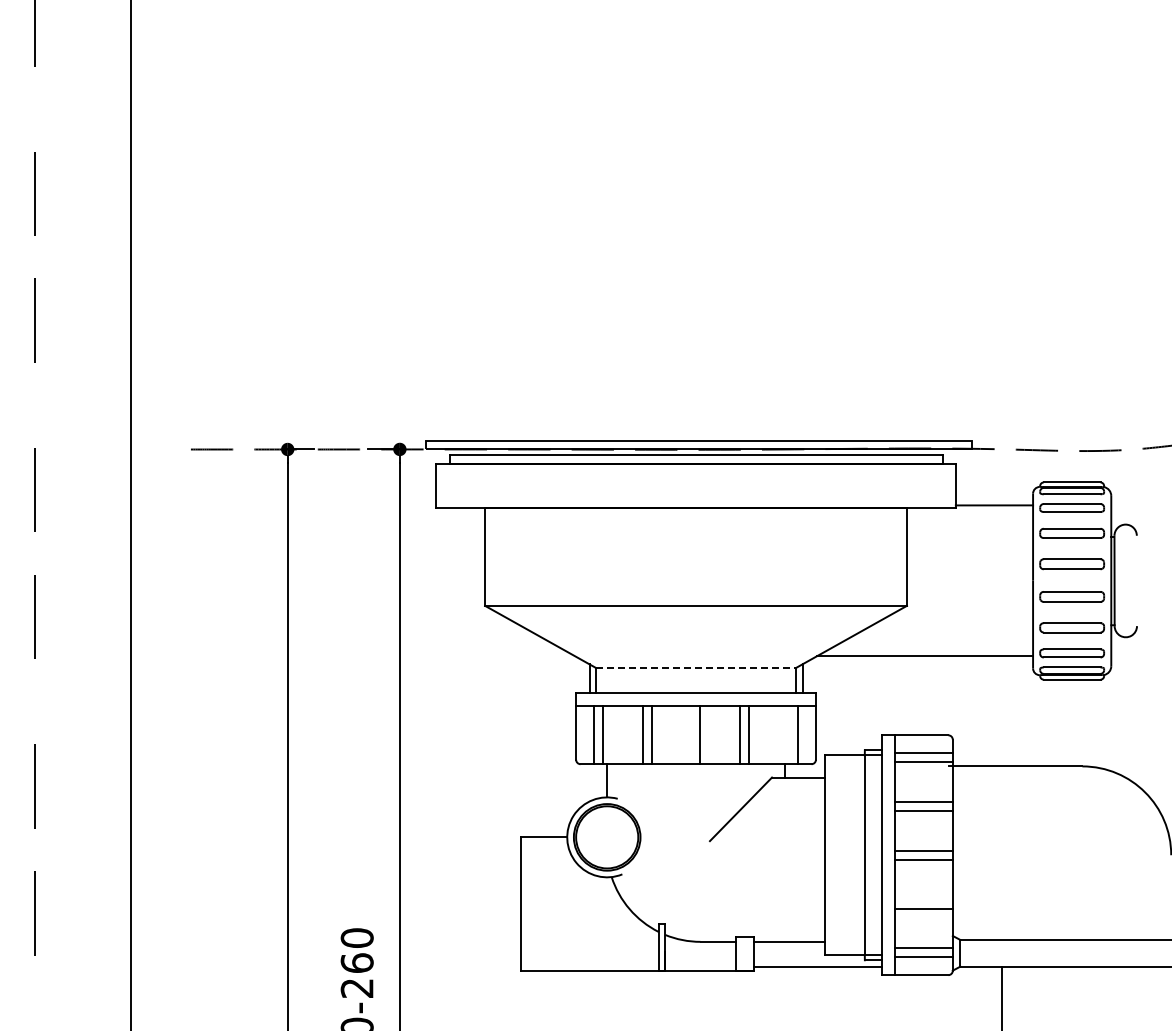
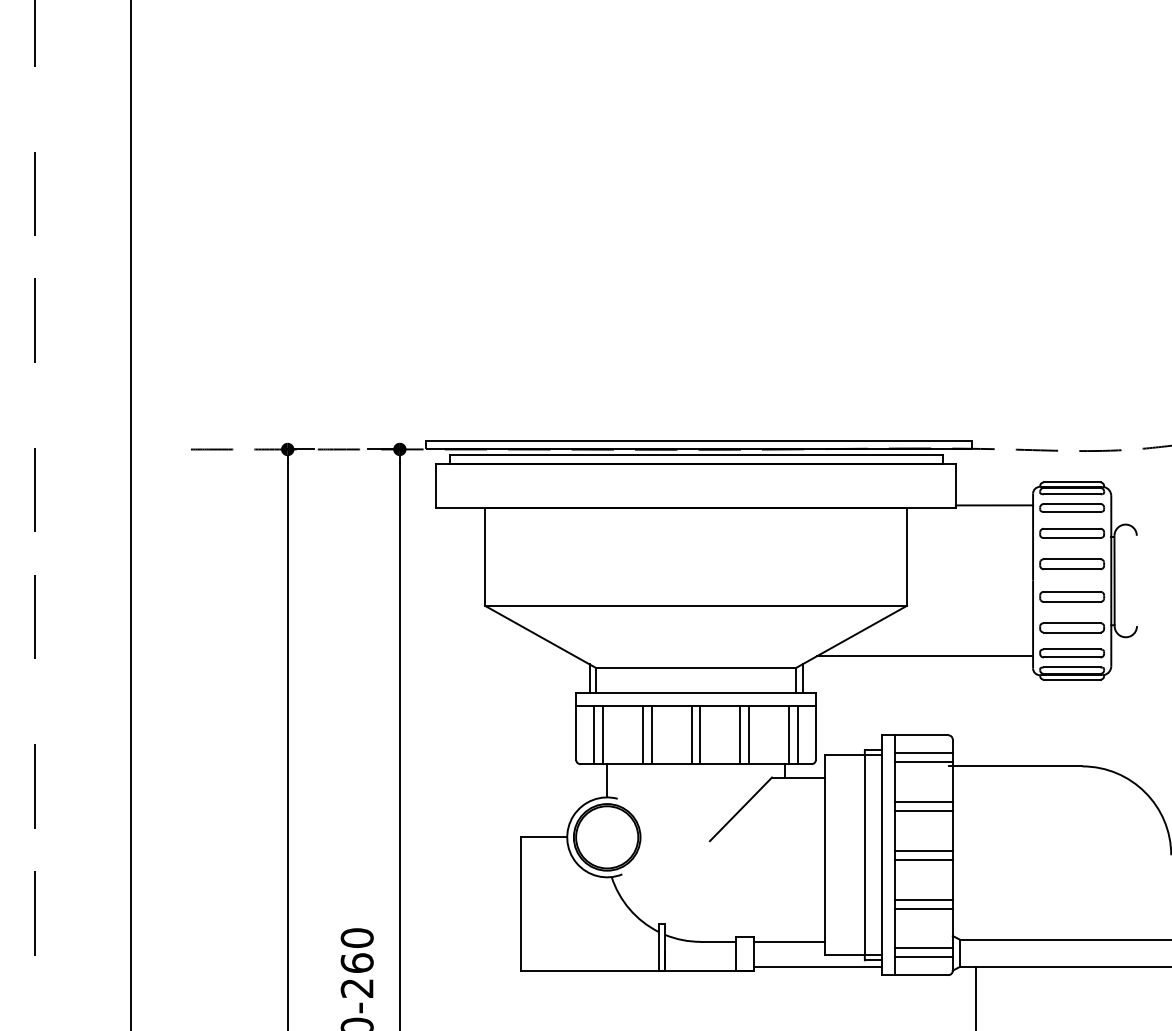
line: dashed -> solid (696, 668)
line: none -> present (691, 735)
line: none -> present (789, 735)
line: none -> present (923, 899)
line position: (1001, 996) -> (975, 996) (975, 996)
